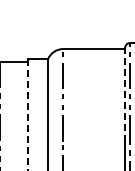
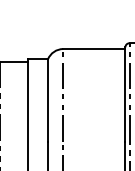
line: dashed -> solid (125, 93)
line: dashed -> solid (28, 115)
